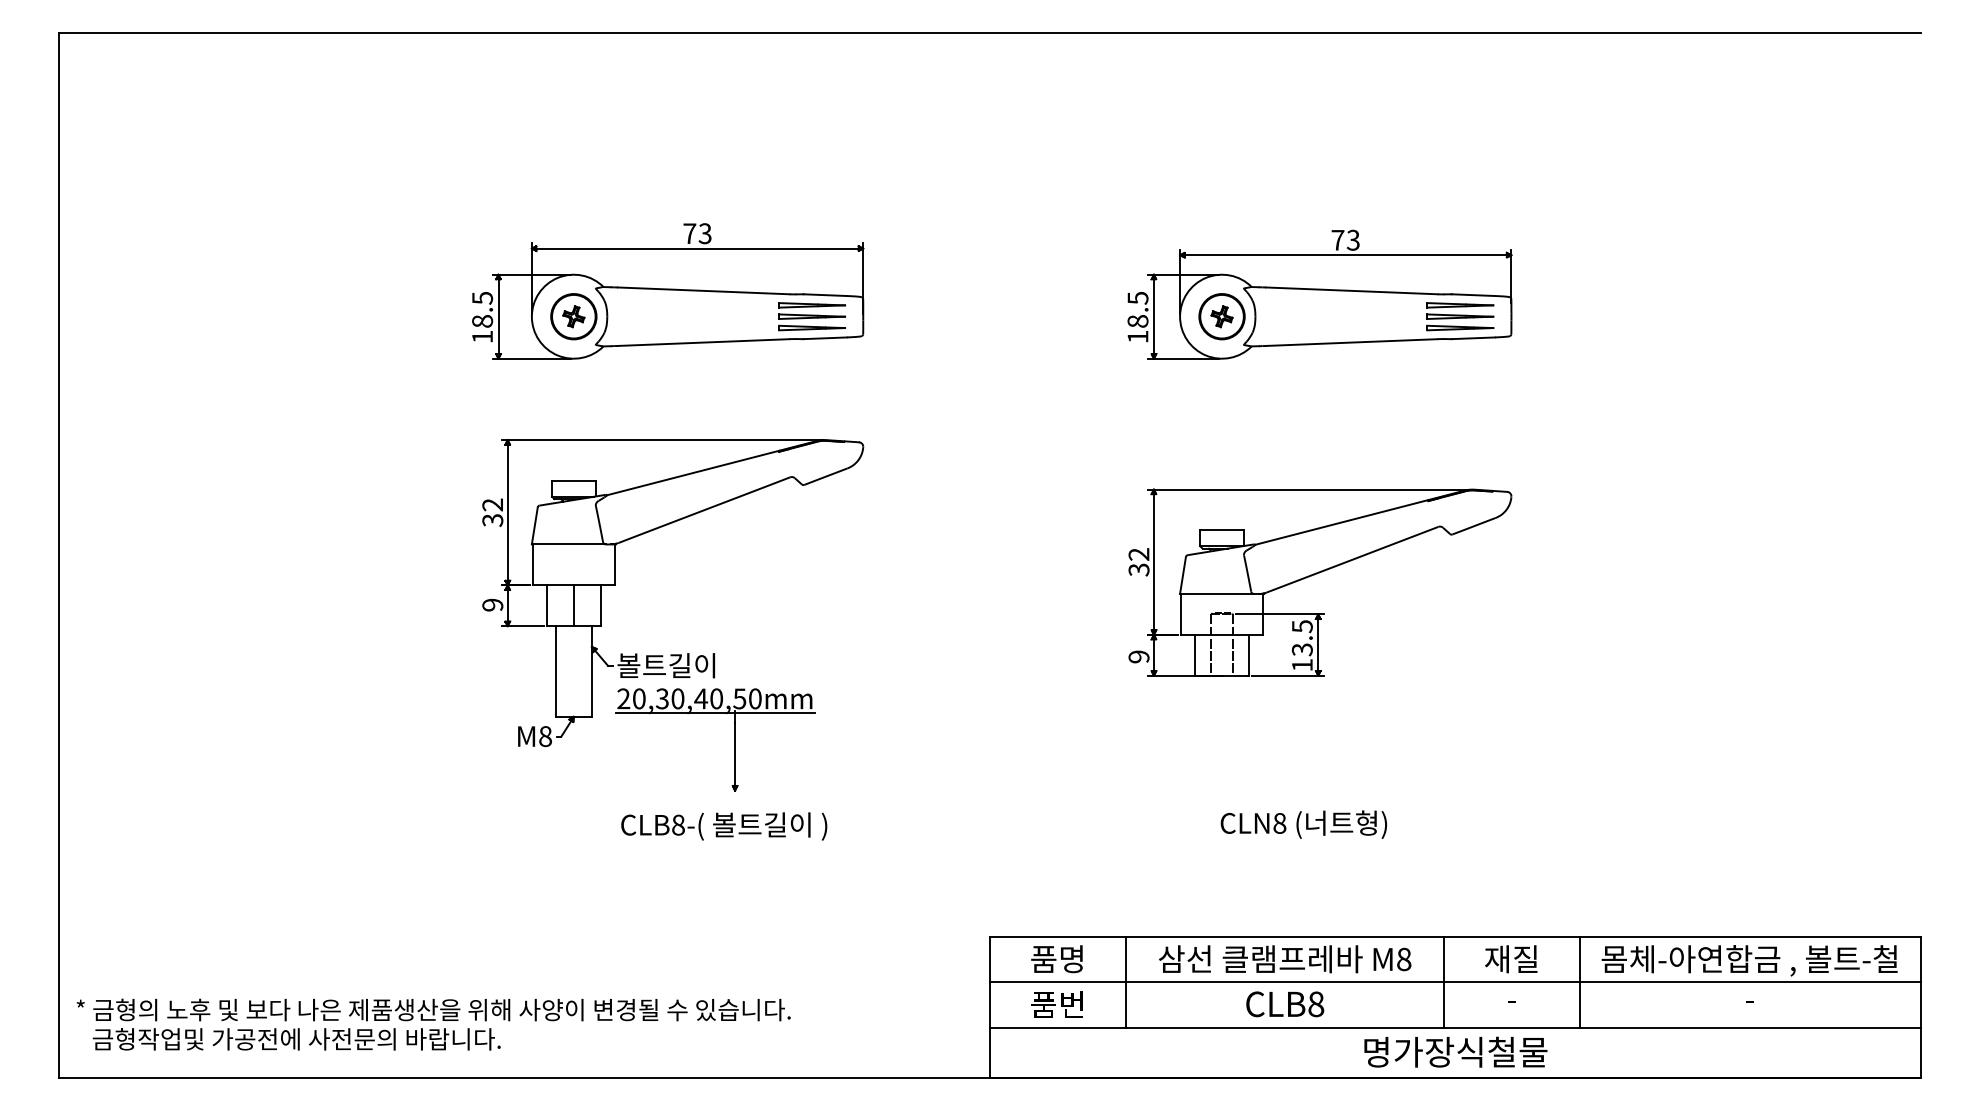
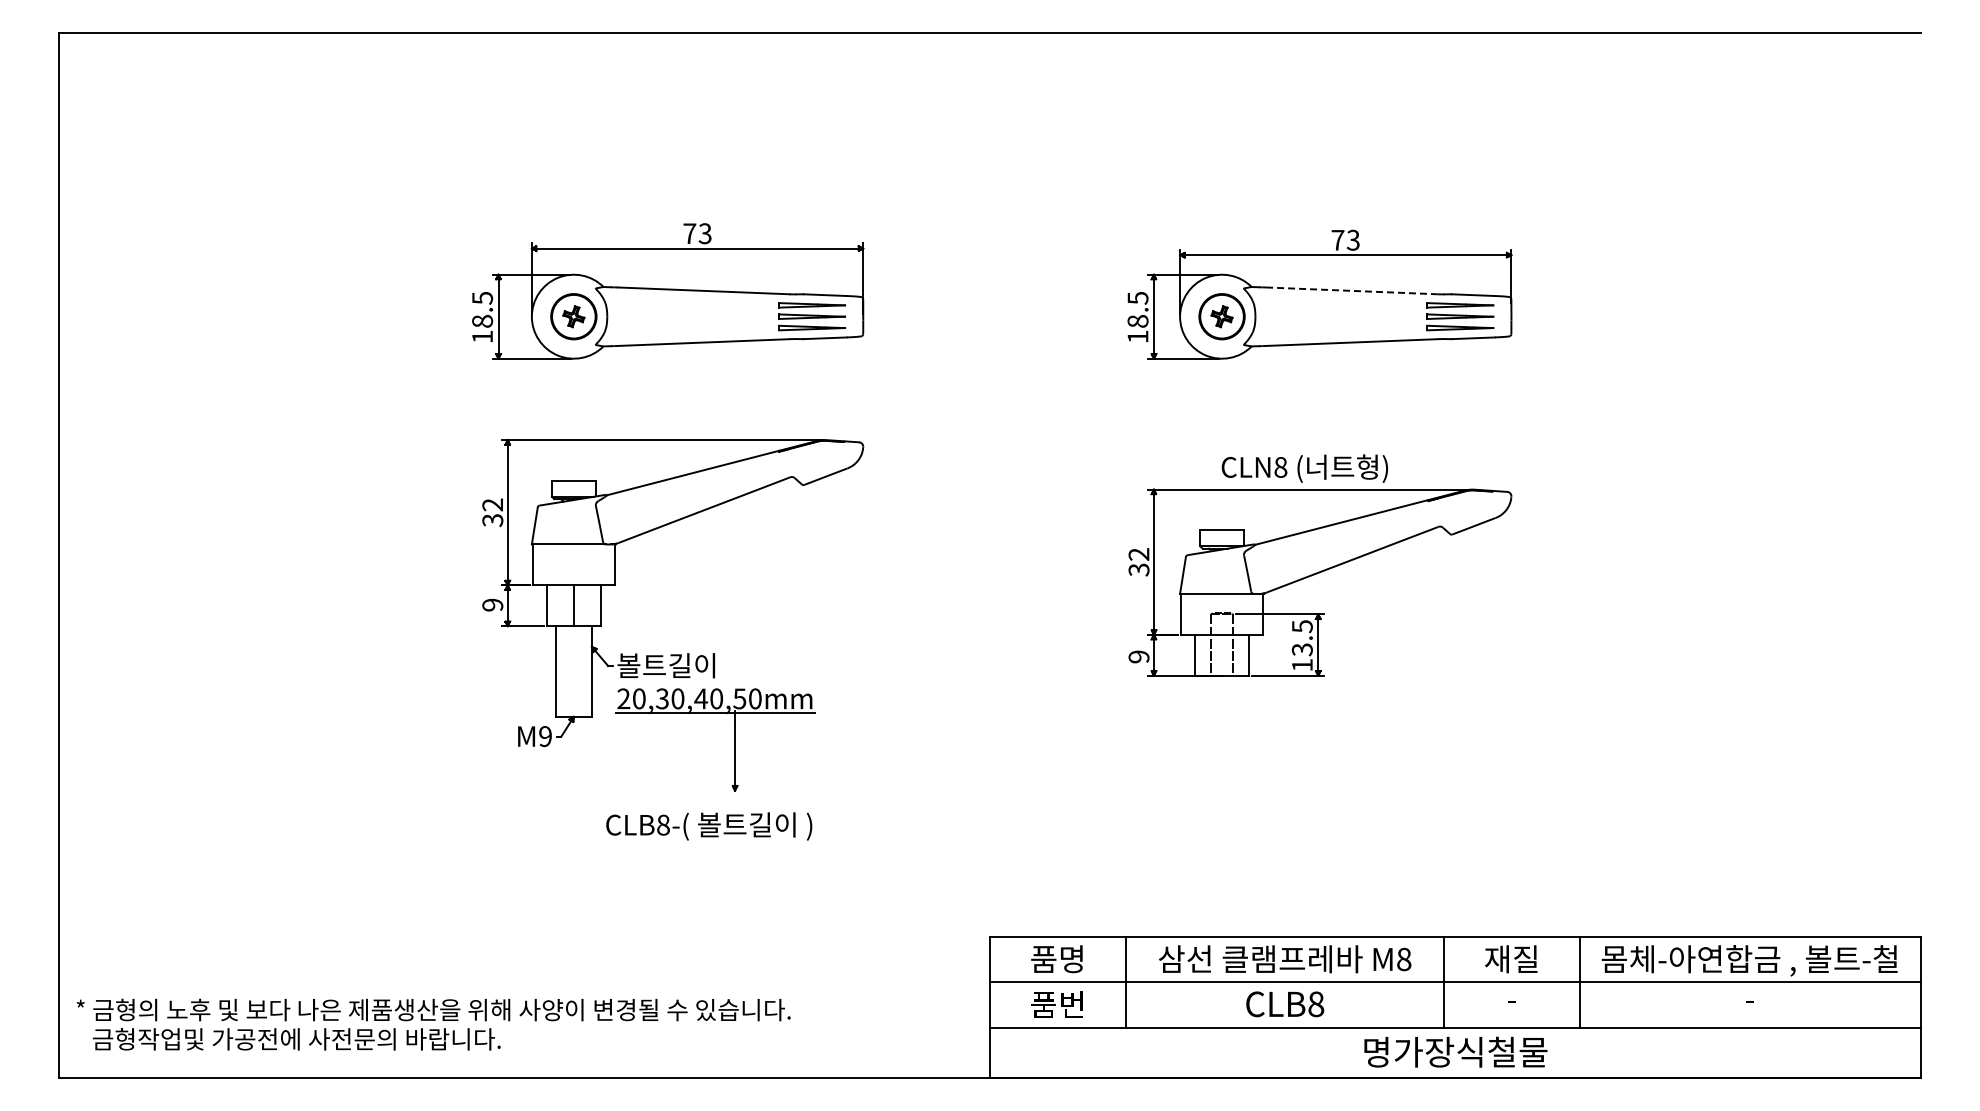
line: solid -> dashed (1351, 290)
text: M8 -> M9 (545, 736)
text position: (1303, 824) -> (1304, 468) (1304, 468)
text position: (724, 826) -> (709, 826) (709, 826)
